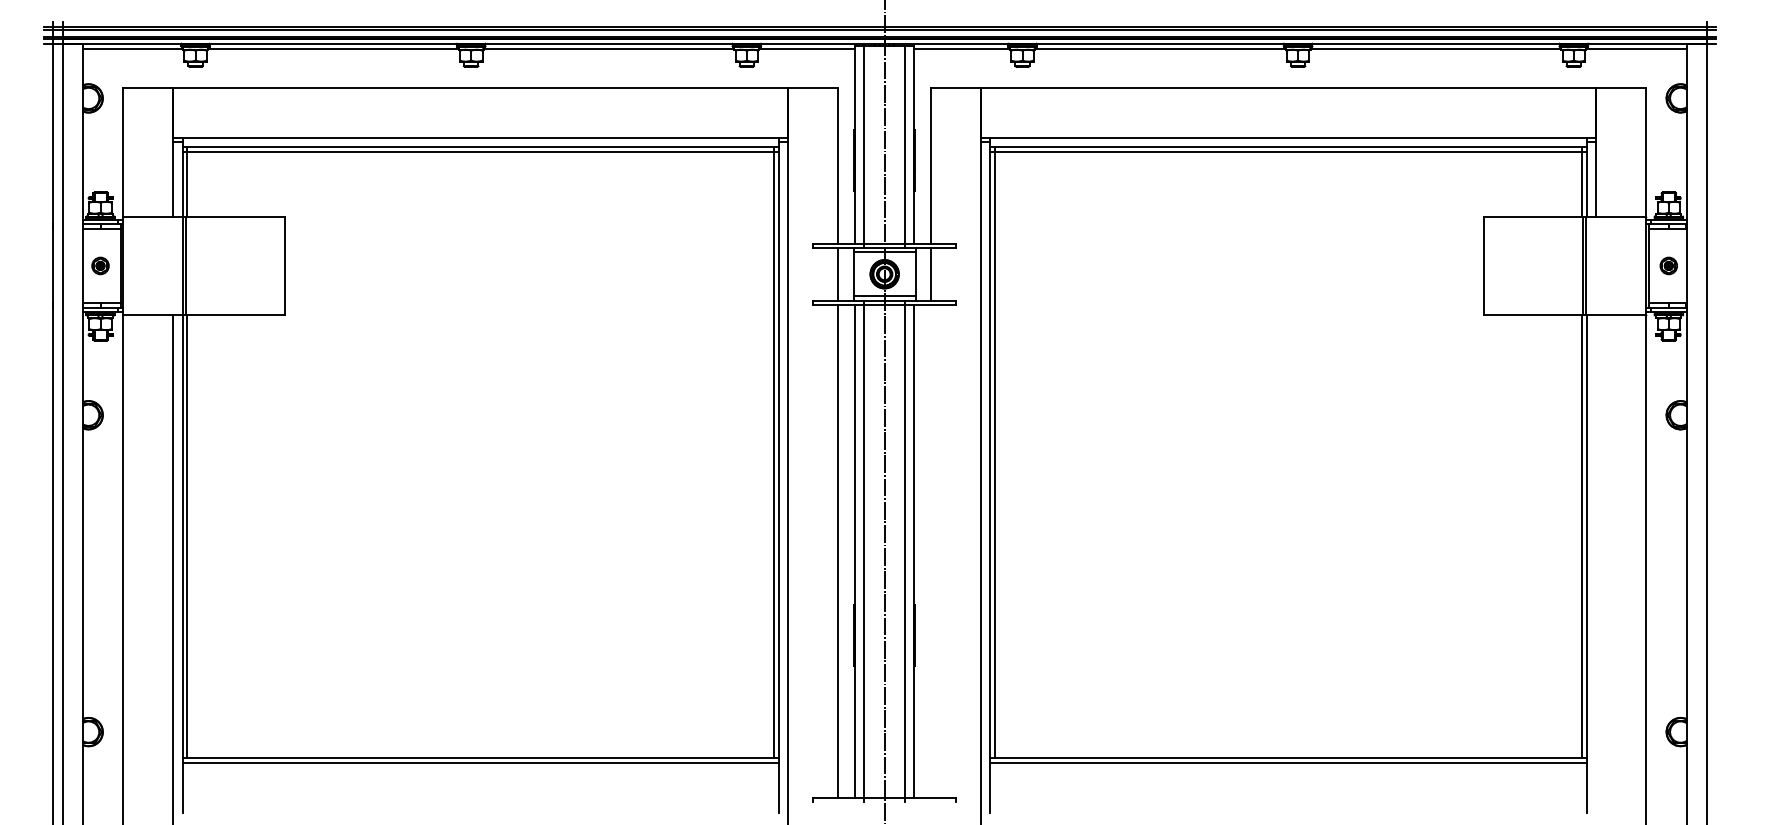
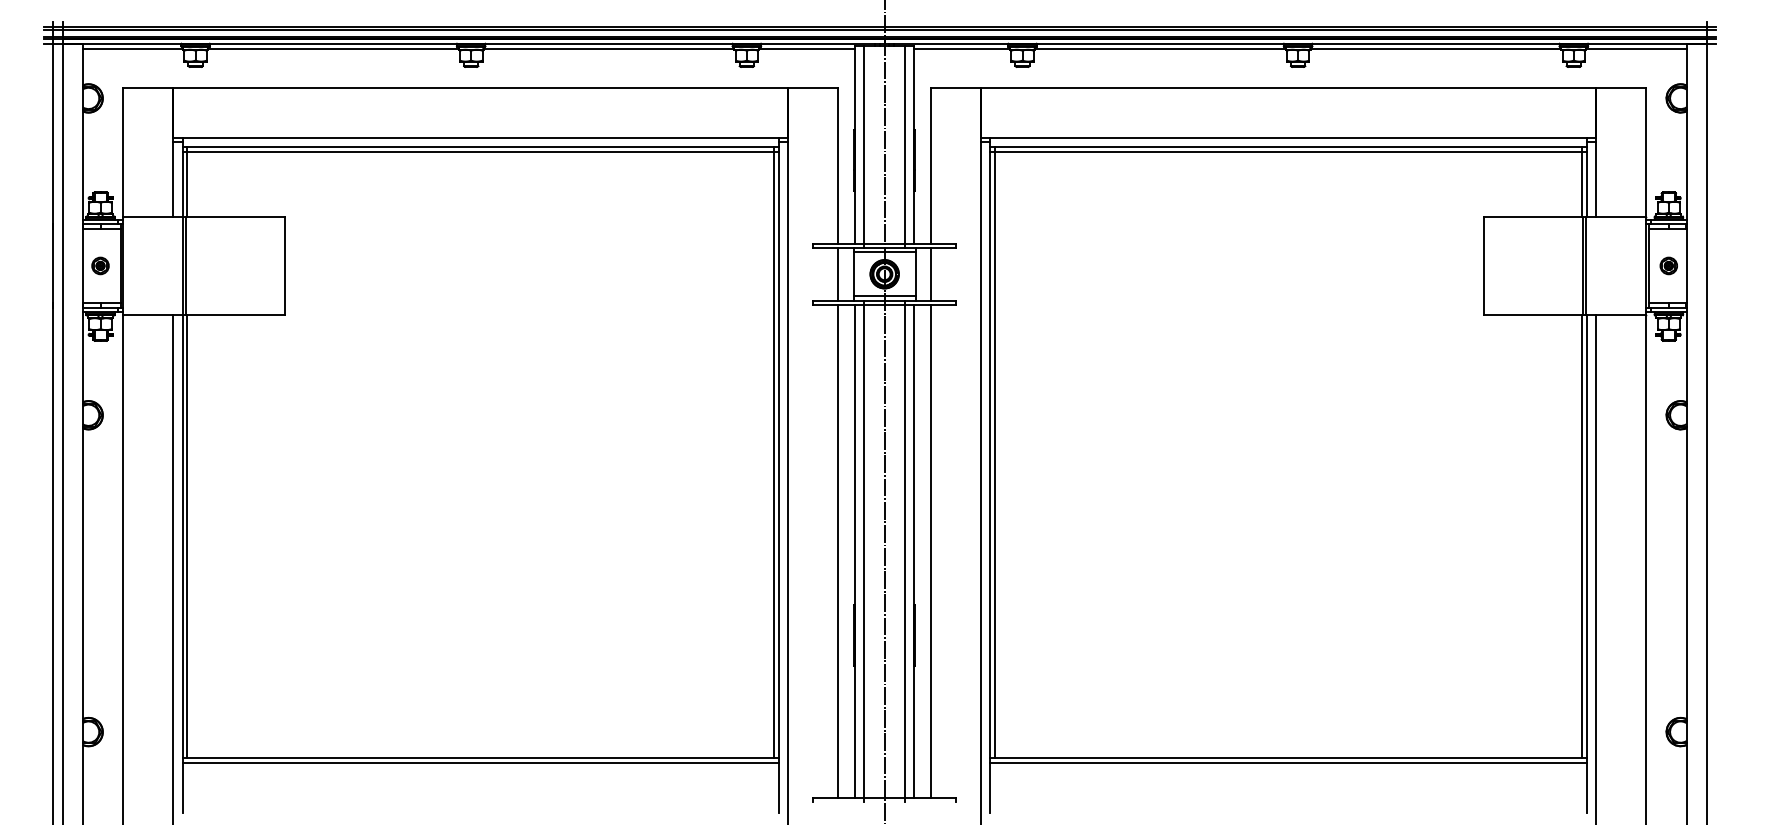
line: none -> present (931, 551)
line: none -> present (1596, 567)
